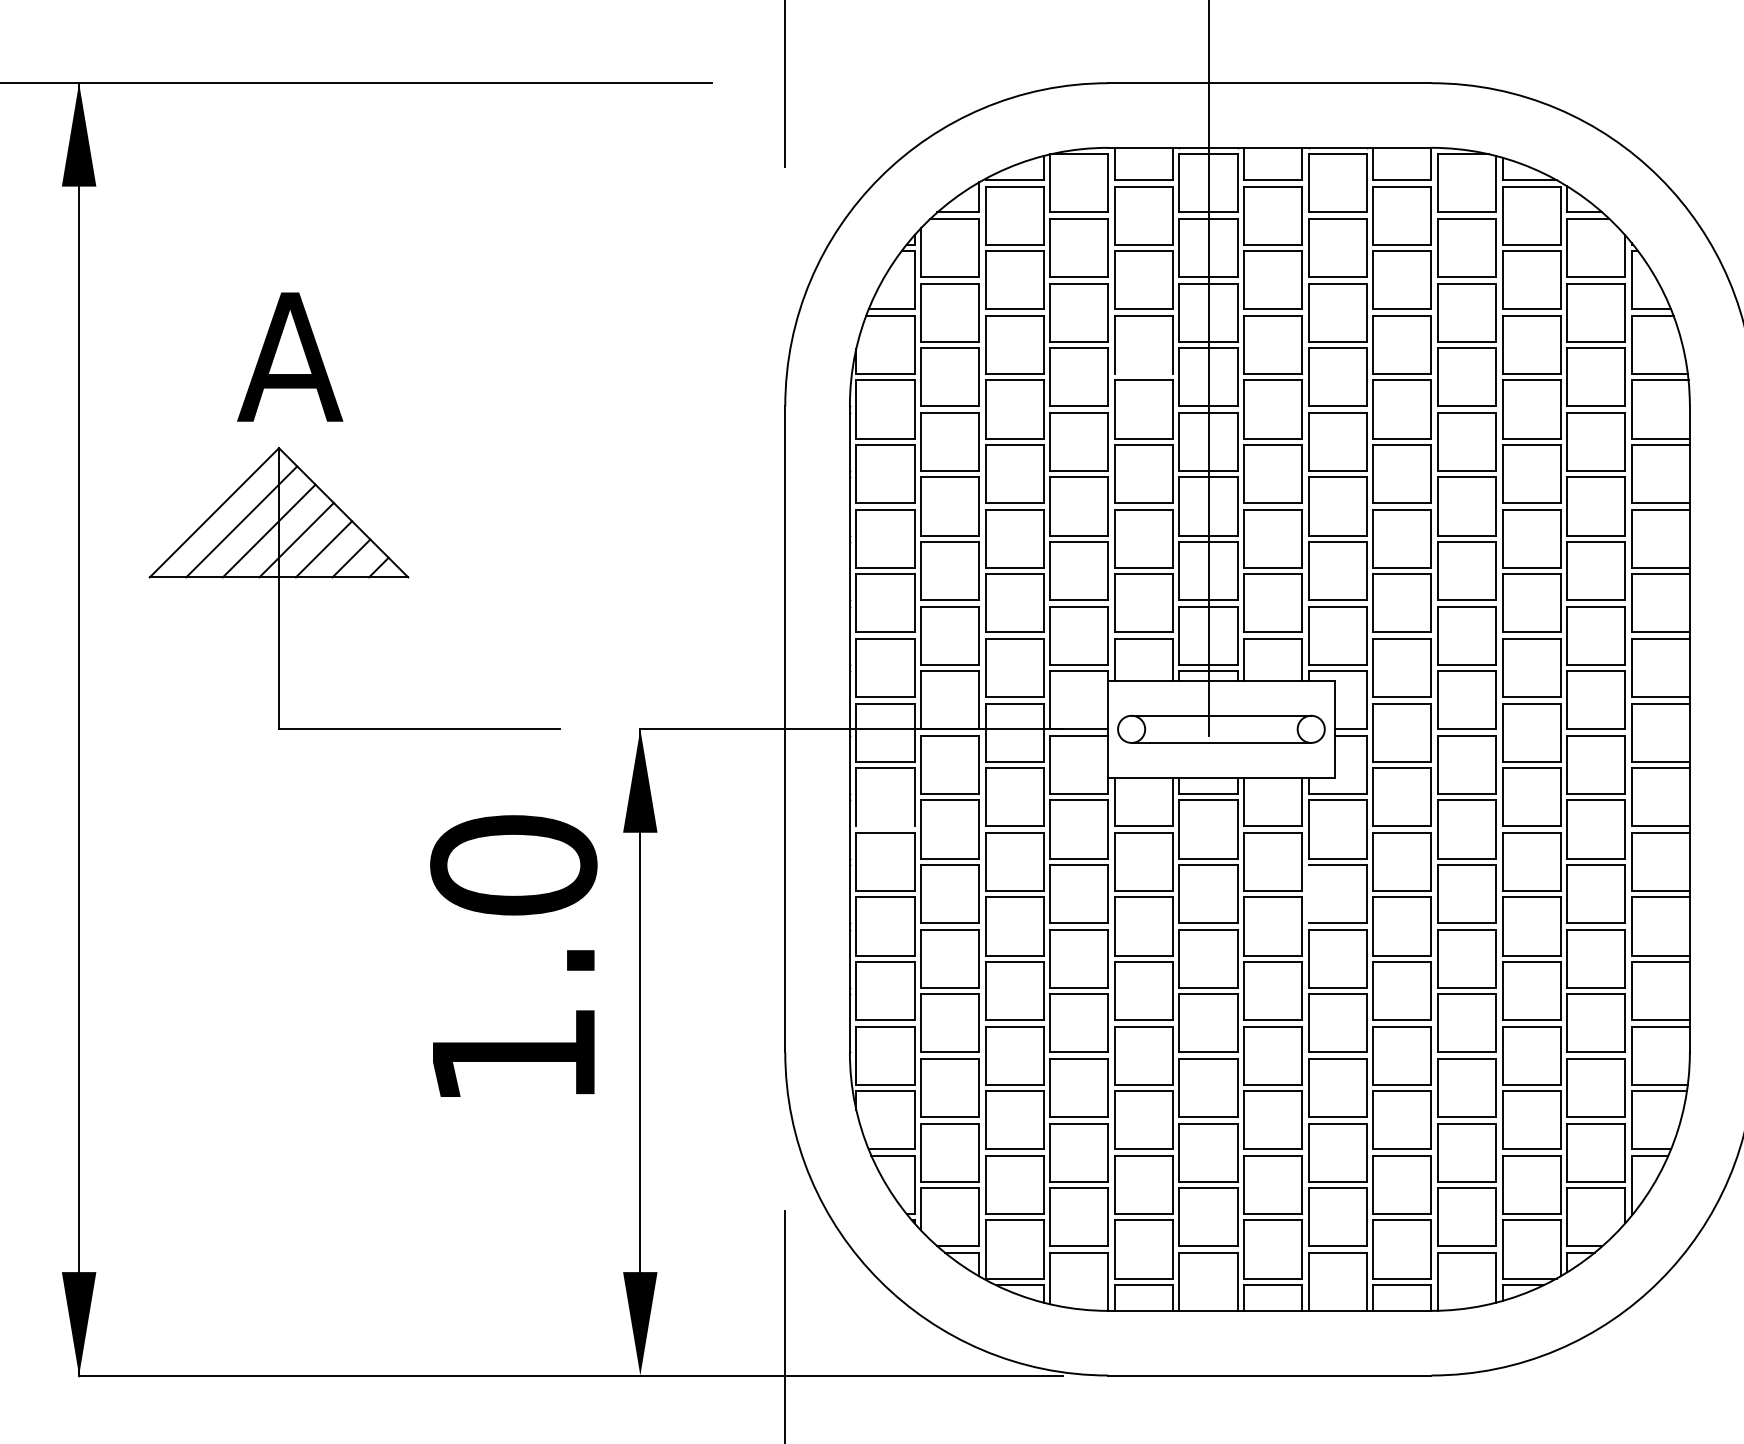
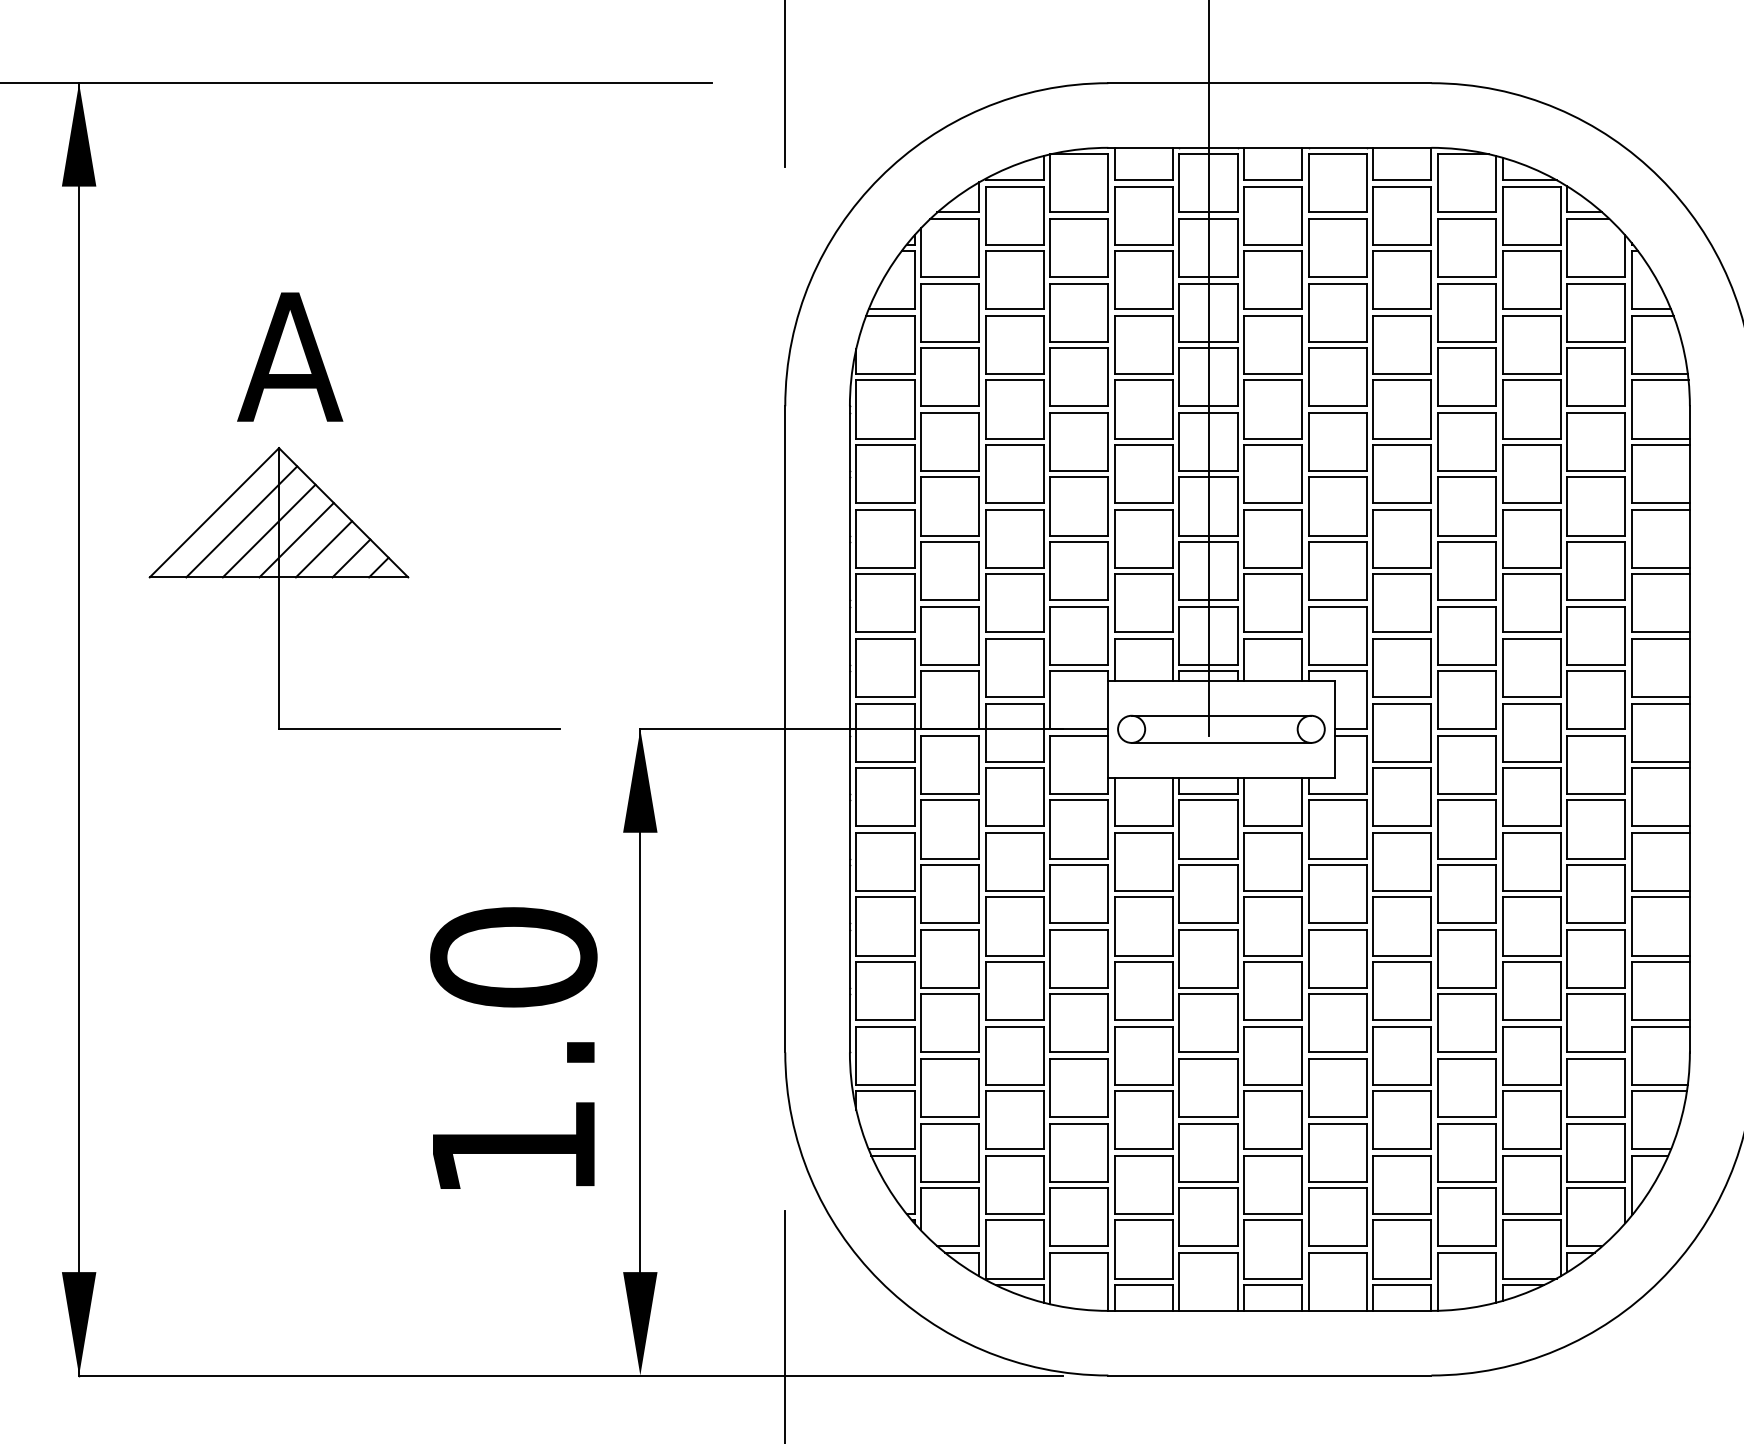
line: none -> present (1143, 373)
line: none -> present (885, 826)
line: none -> present (1308, 894)
text position: (513, 955) -> (513, 1047) (513, 1047)
